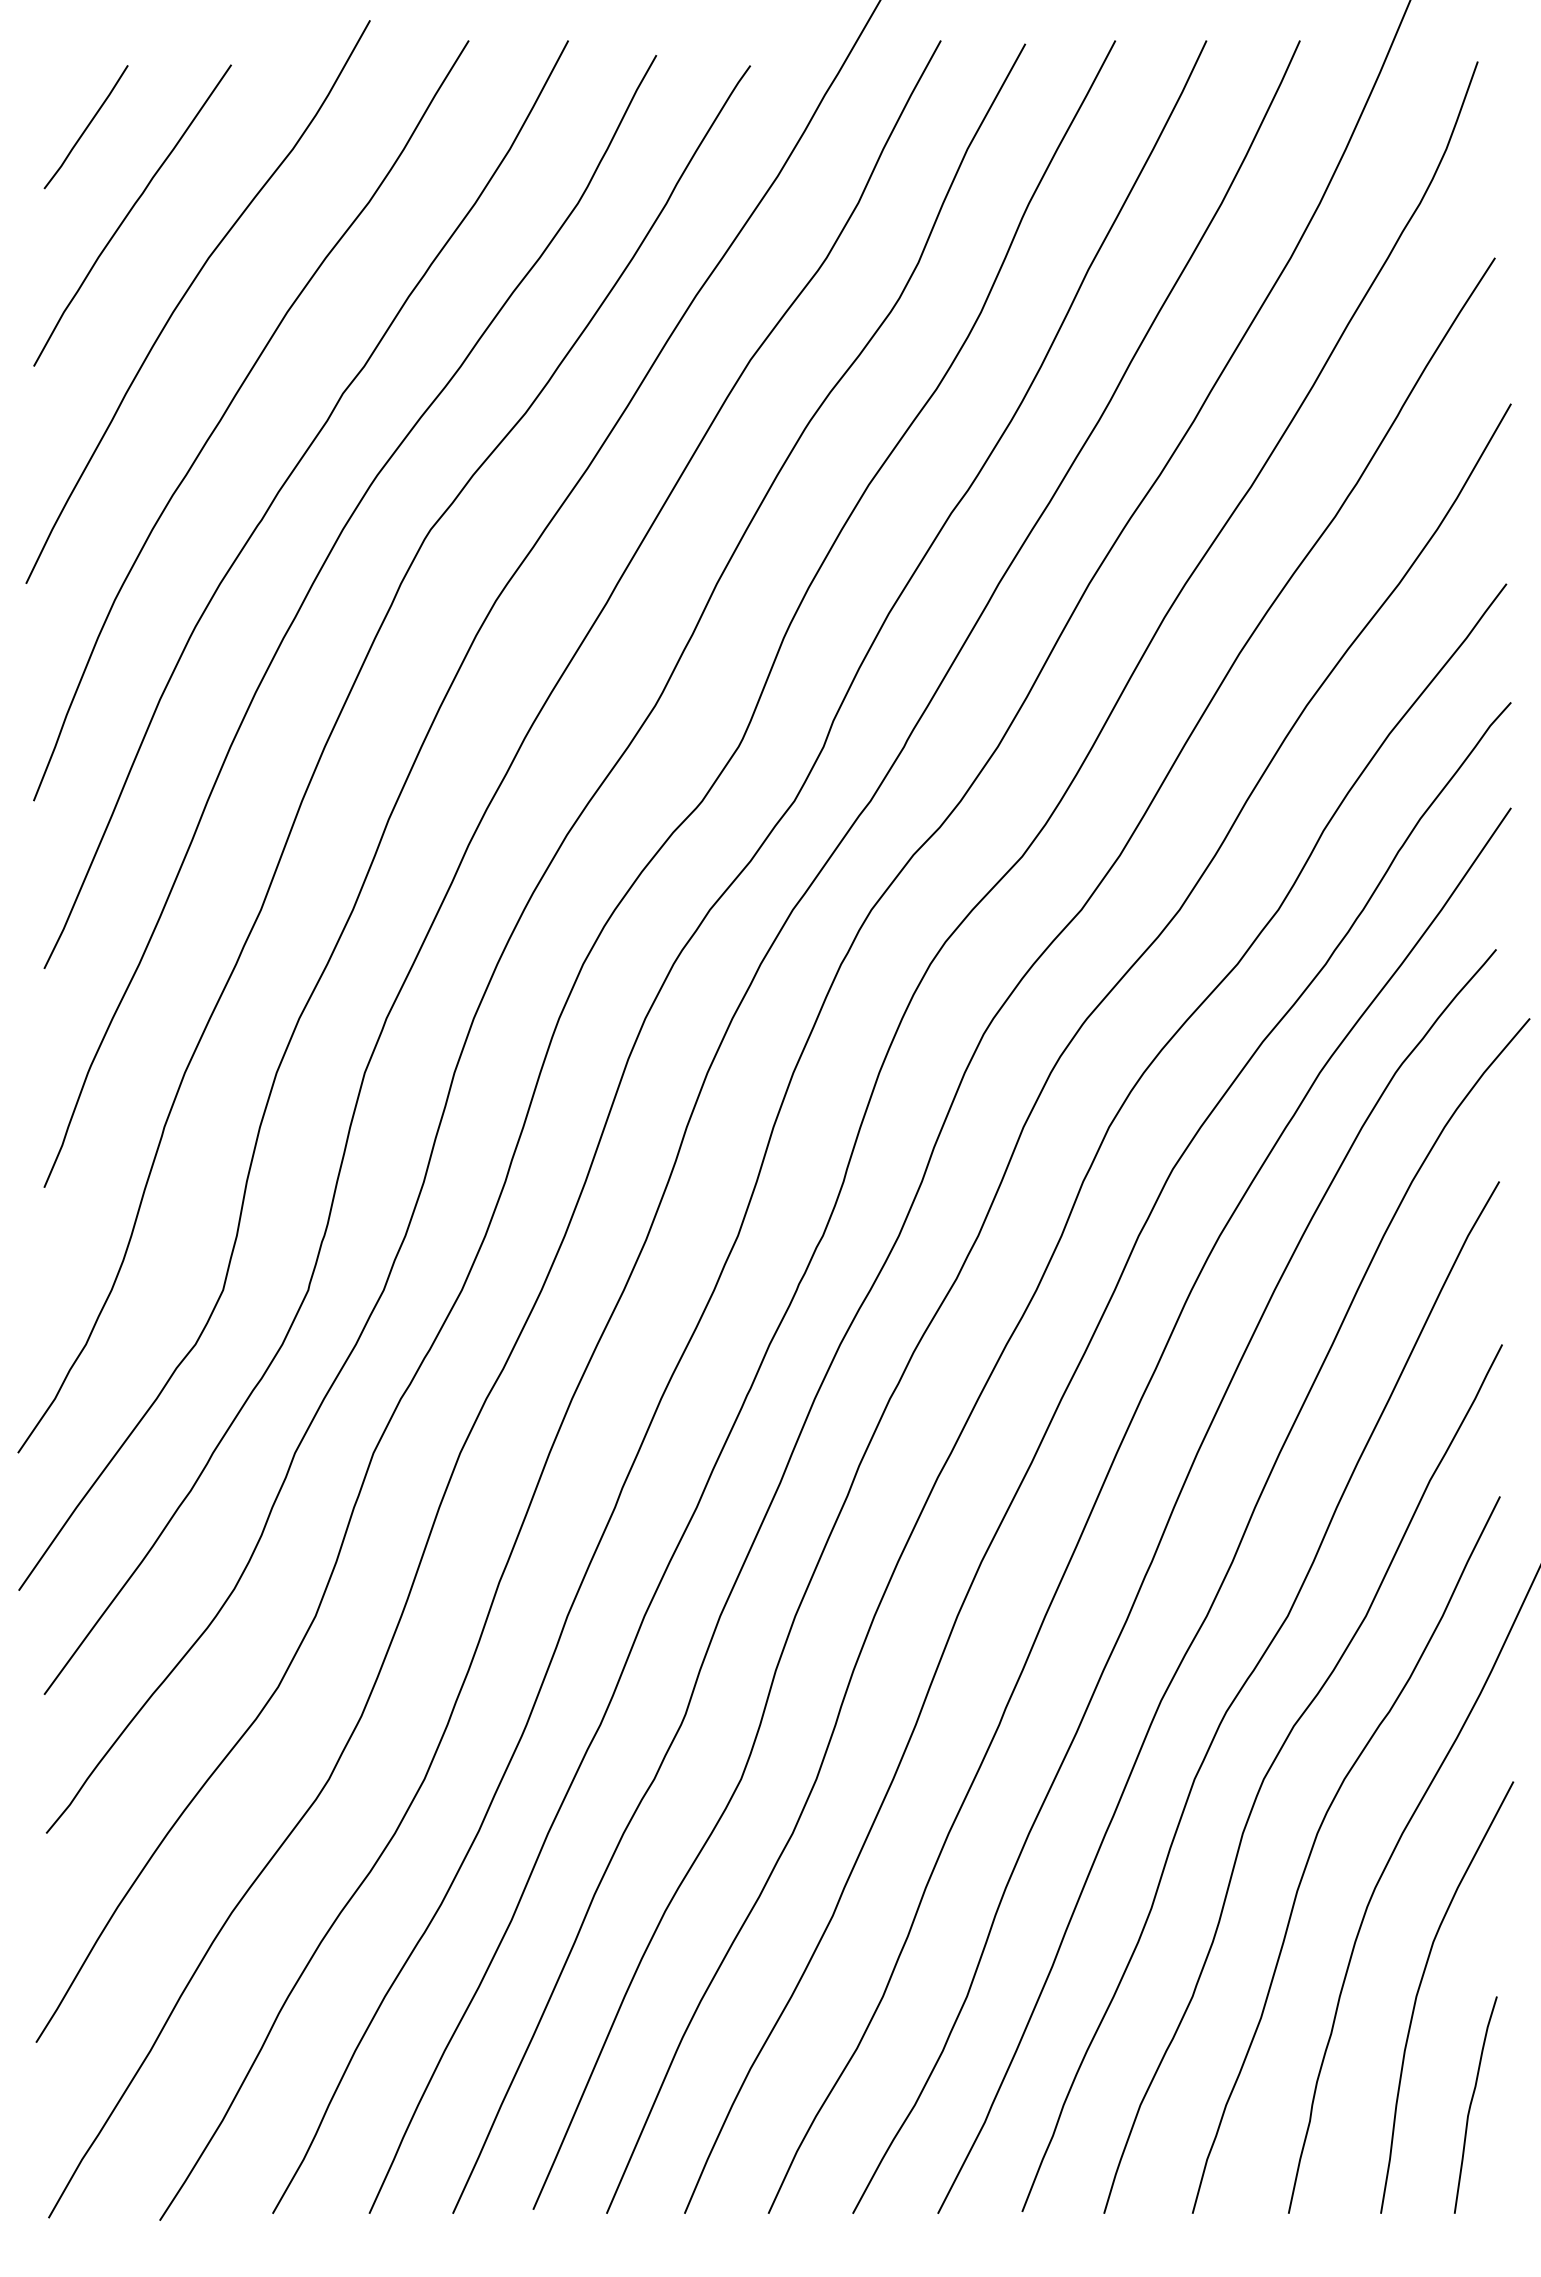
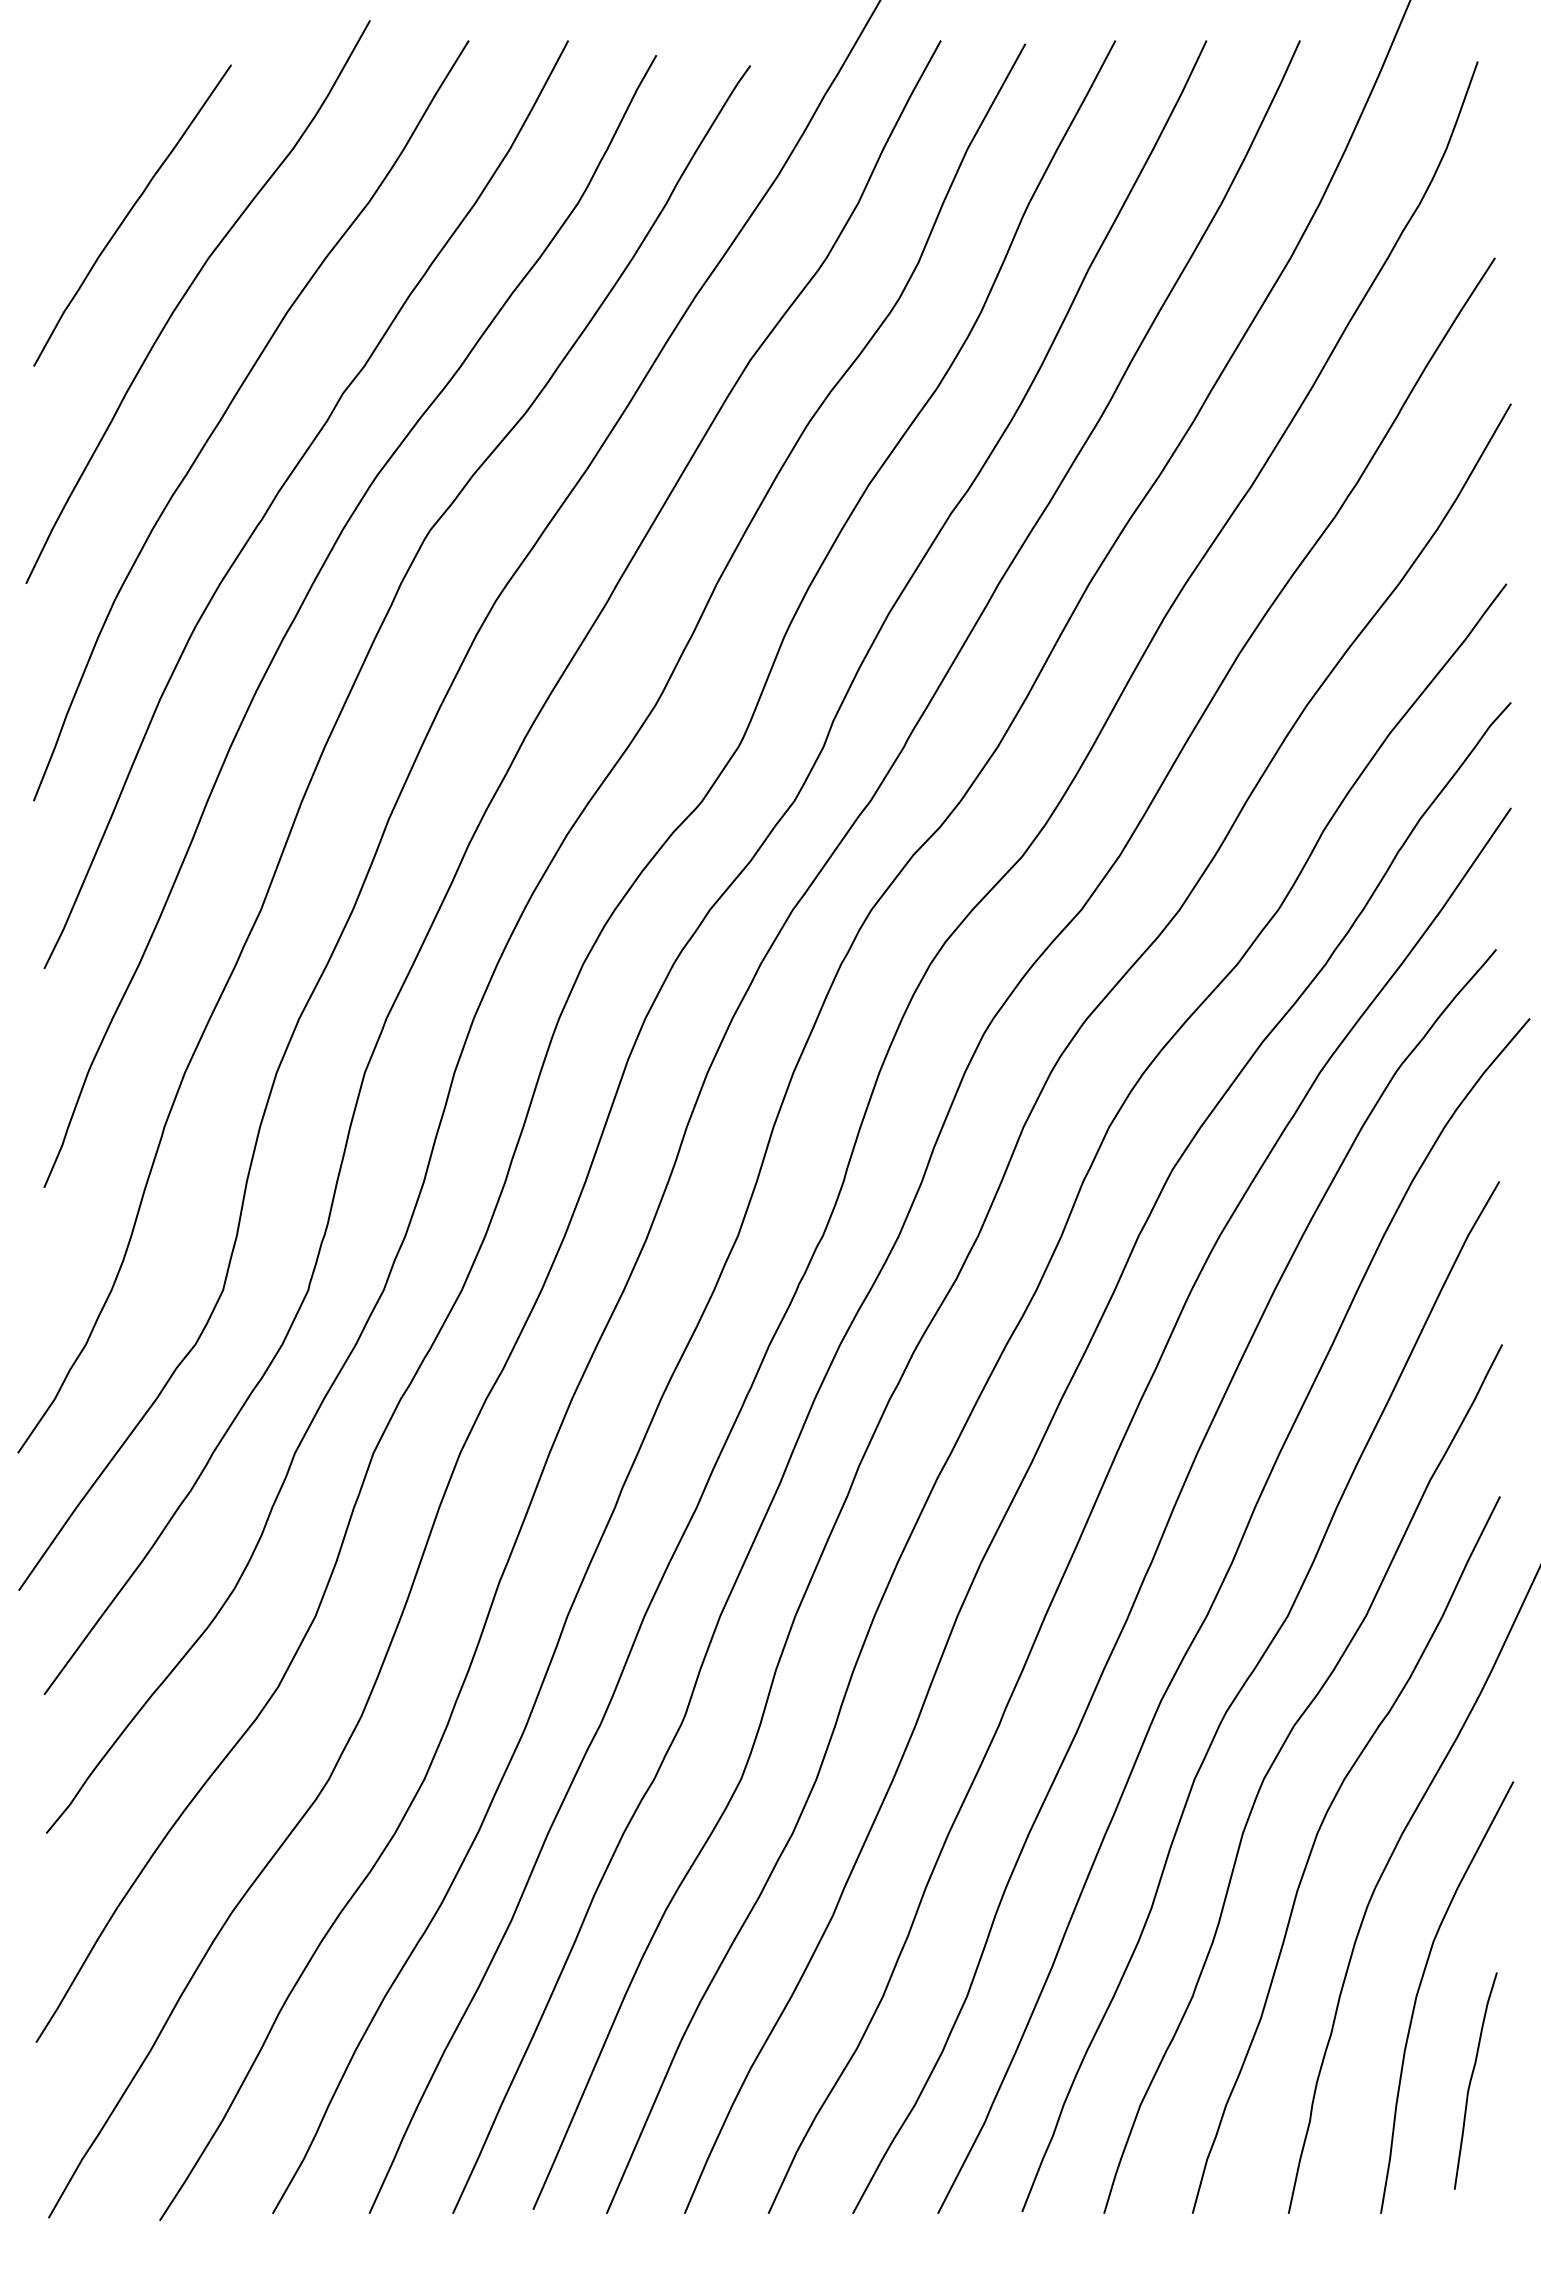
line: present -> none (85, 127)
curve position: (1472, 2102) -> (1472, 2078) (1472, 2078)
